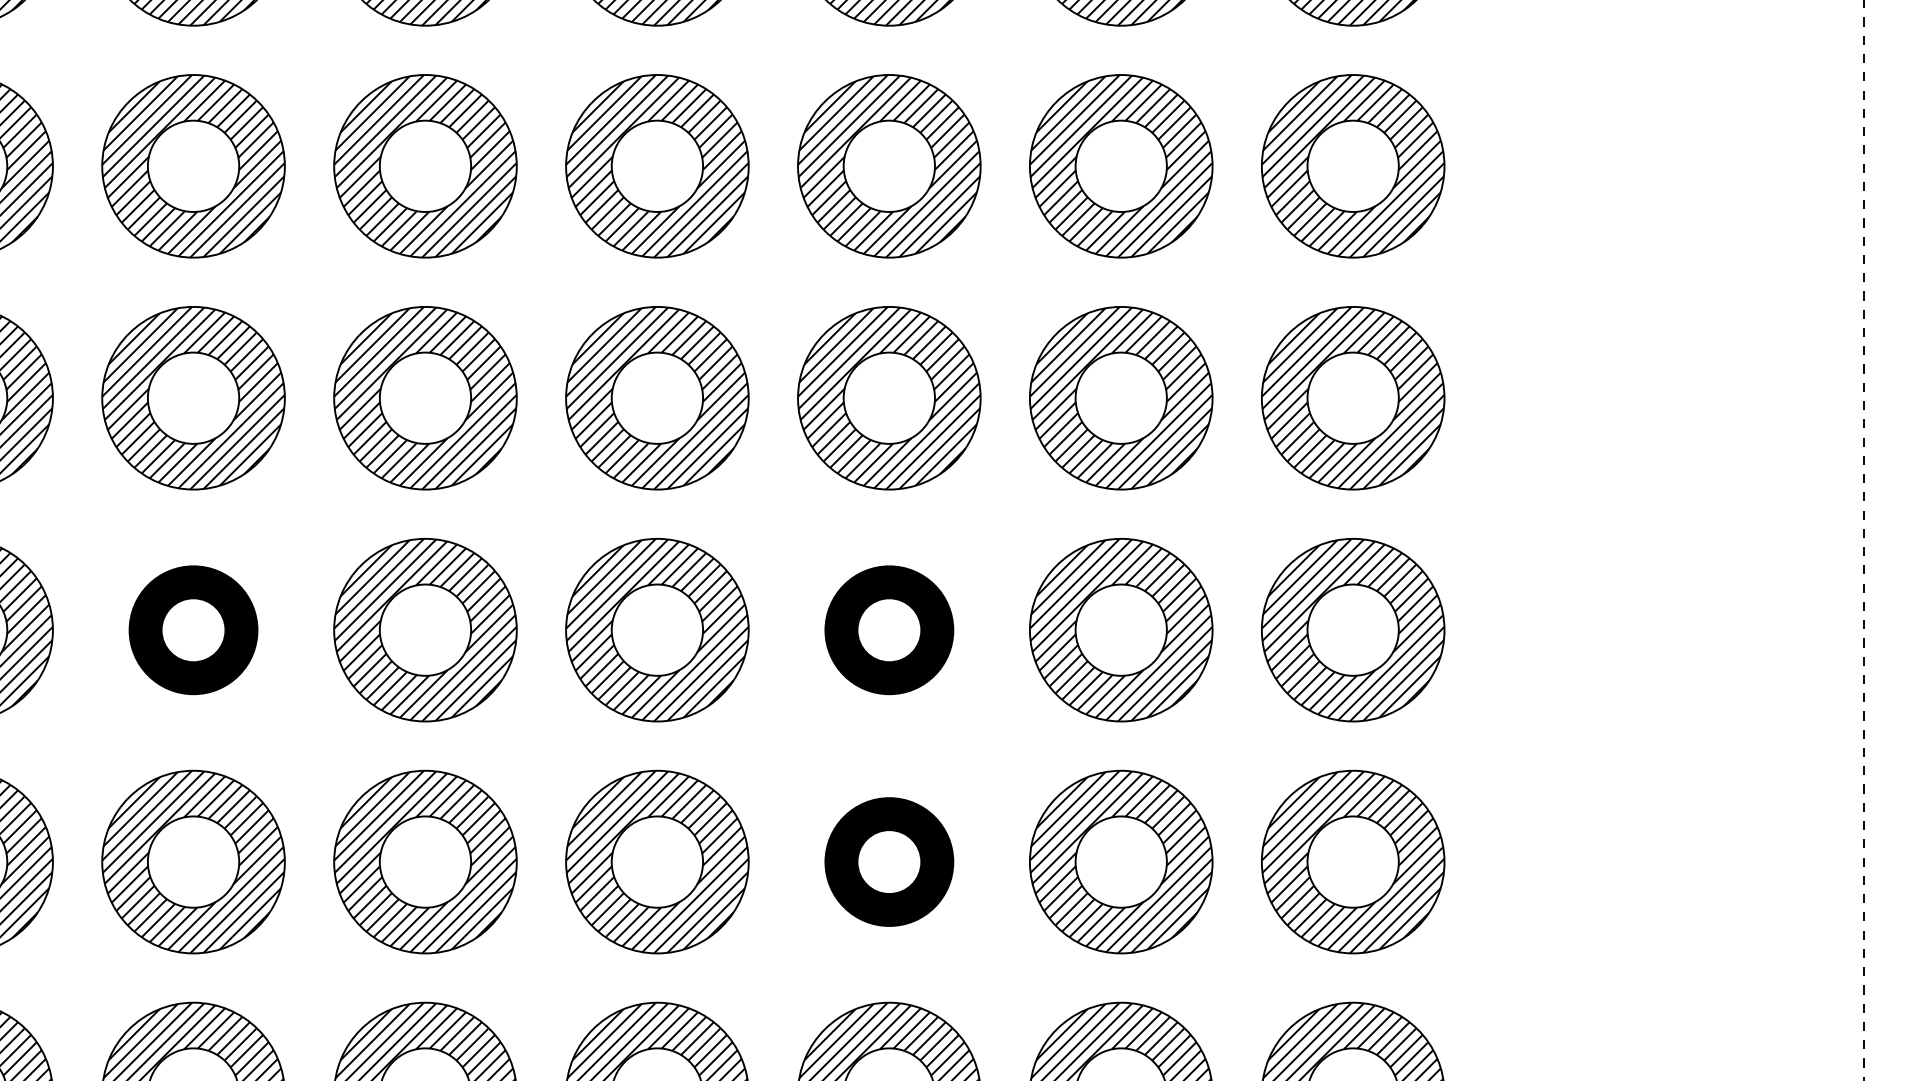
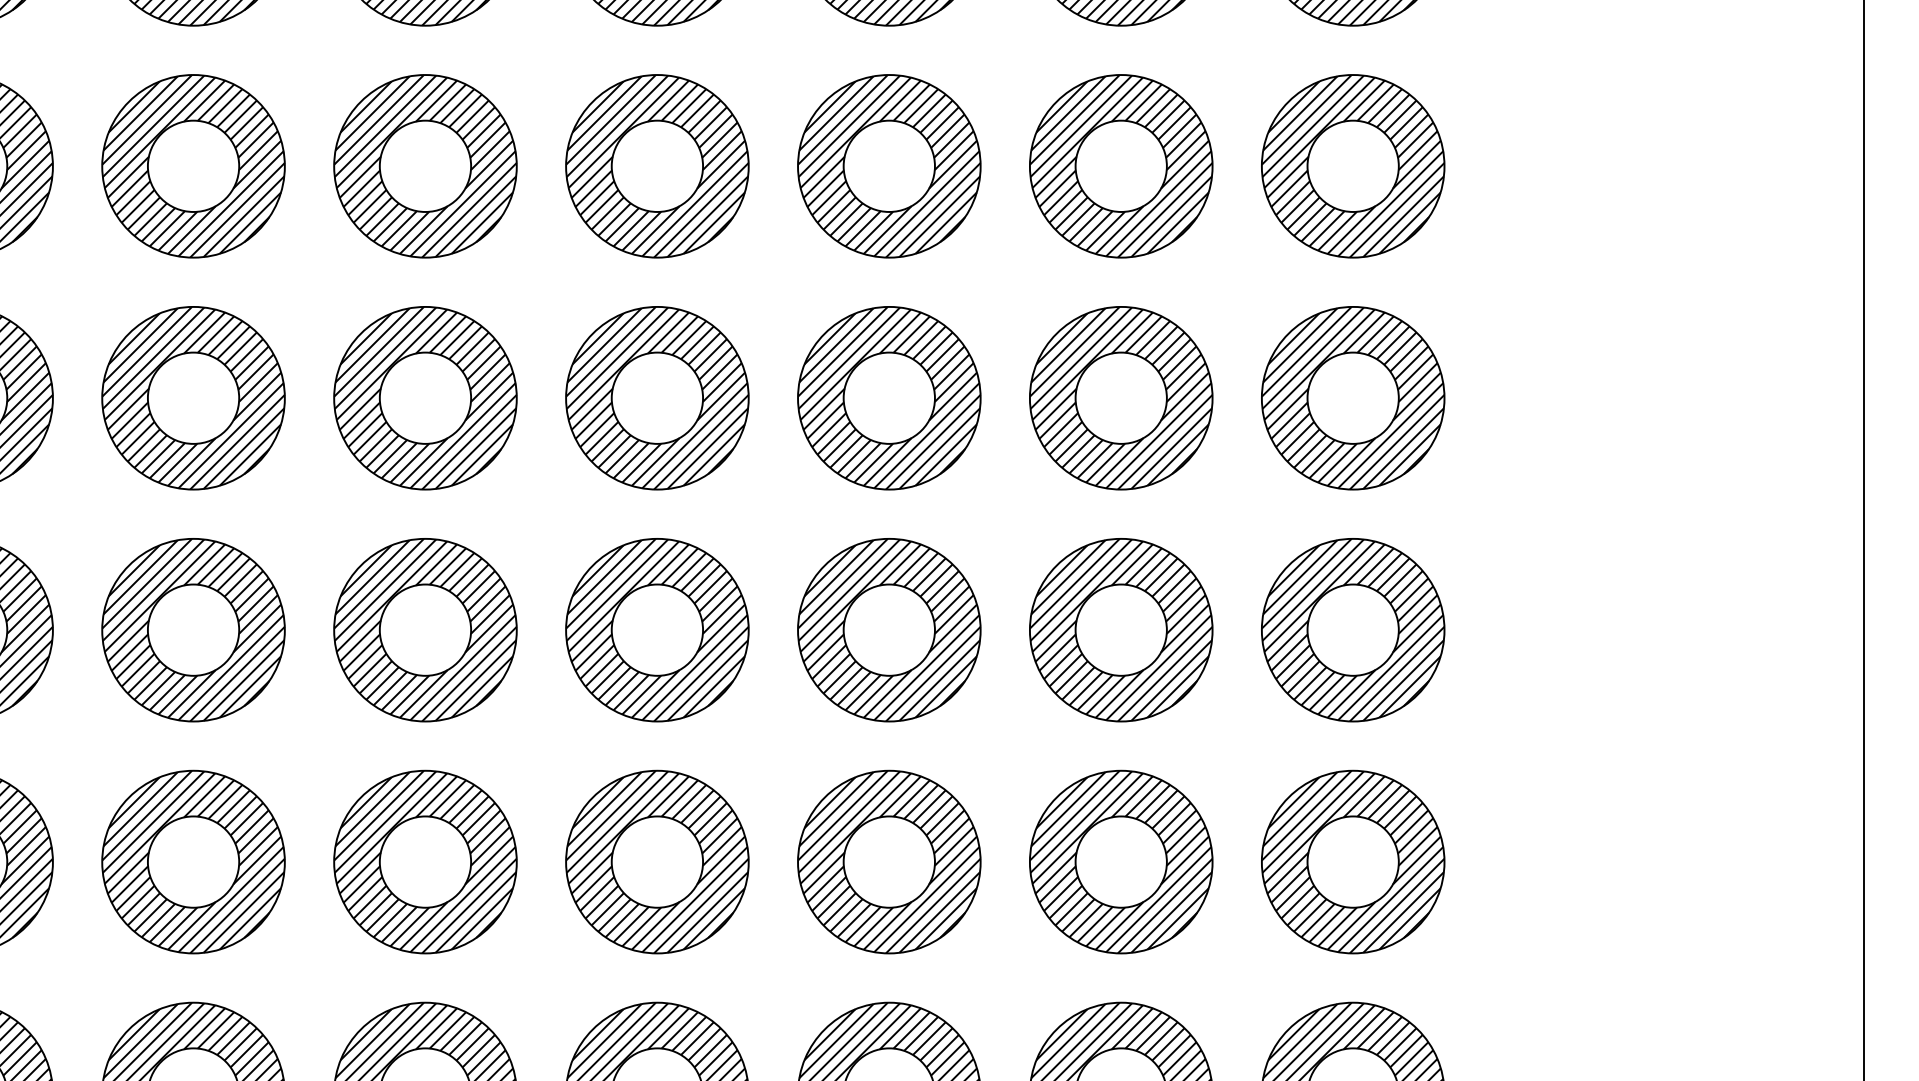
line: dashed -> solid (1863, 539)
part size: 131x131 px -> 185x185 px (193, 630)
part size: 131x131 px -> 185x185 px (889, 630)
part size: 131x130 px -> 185x186 px (889, 861)
